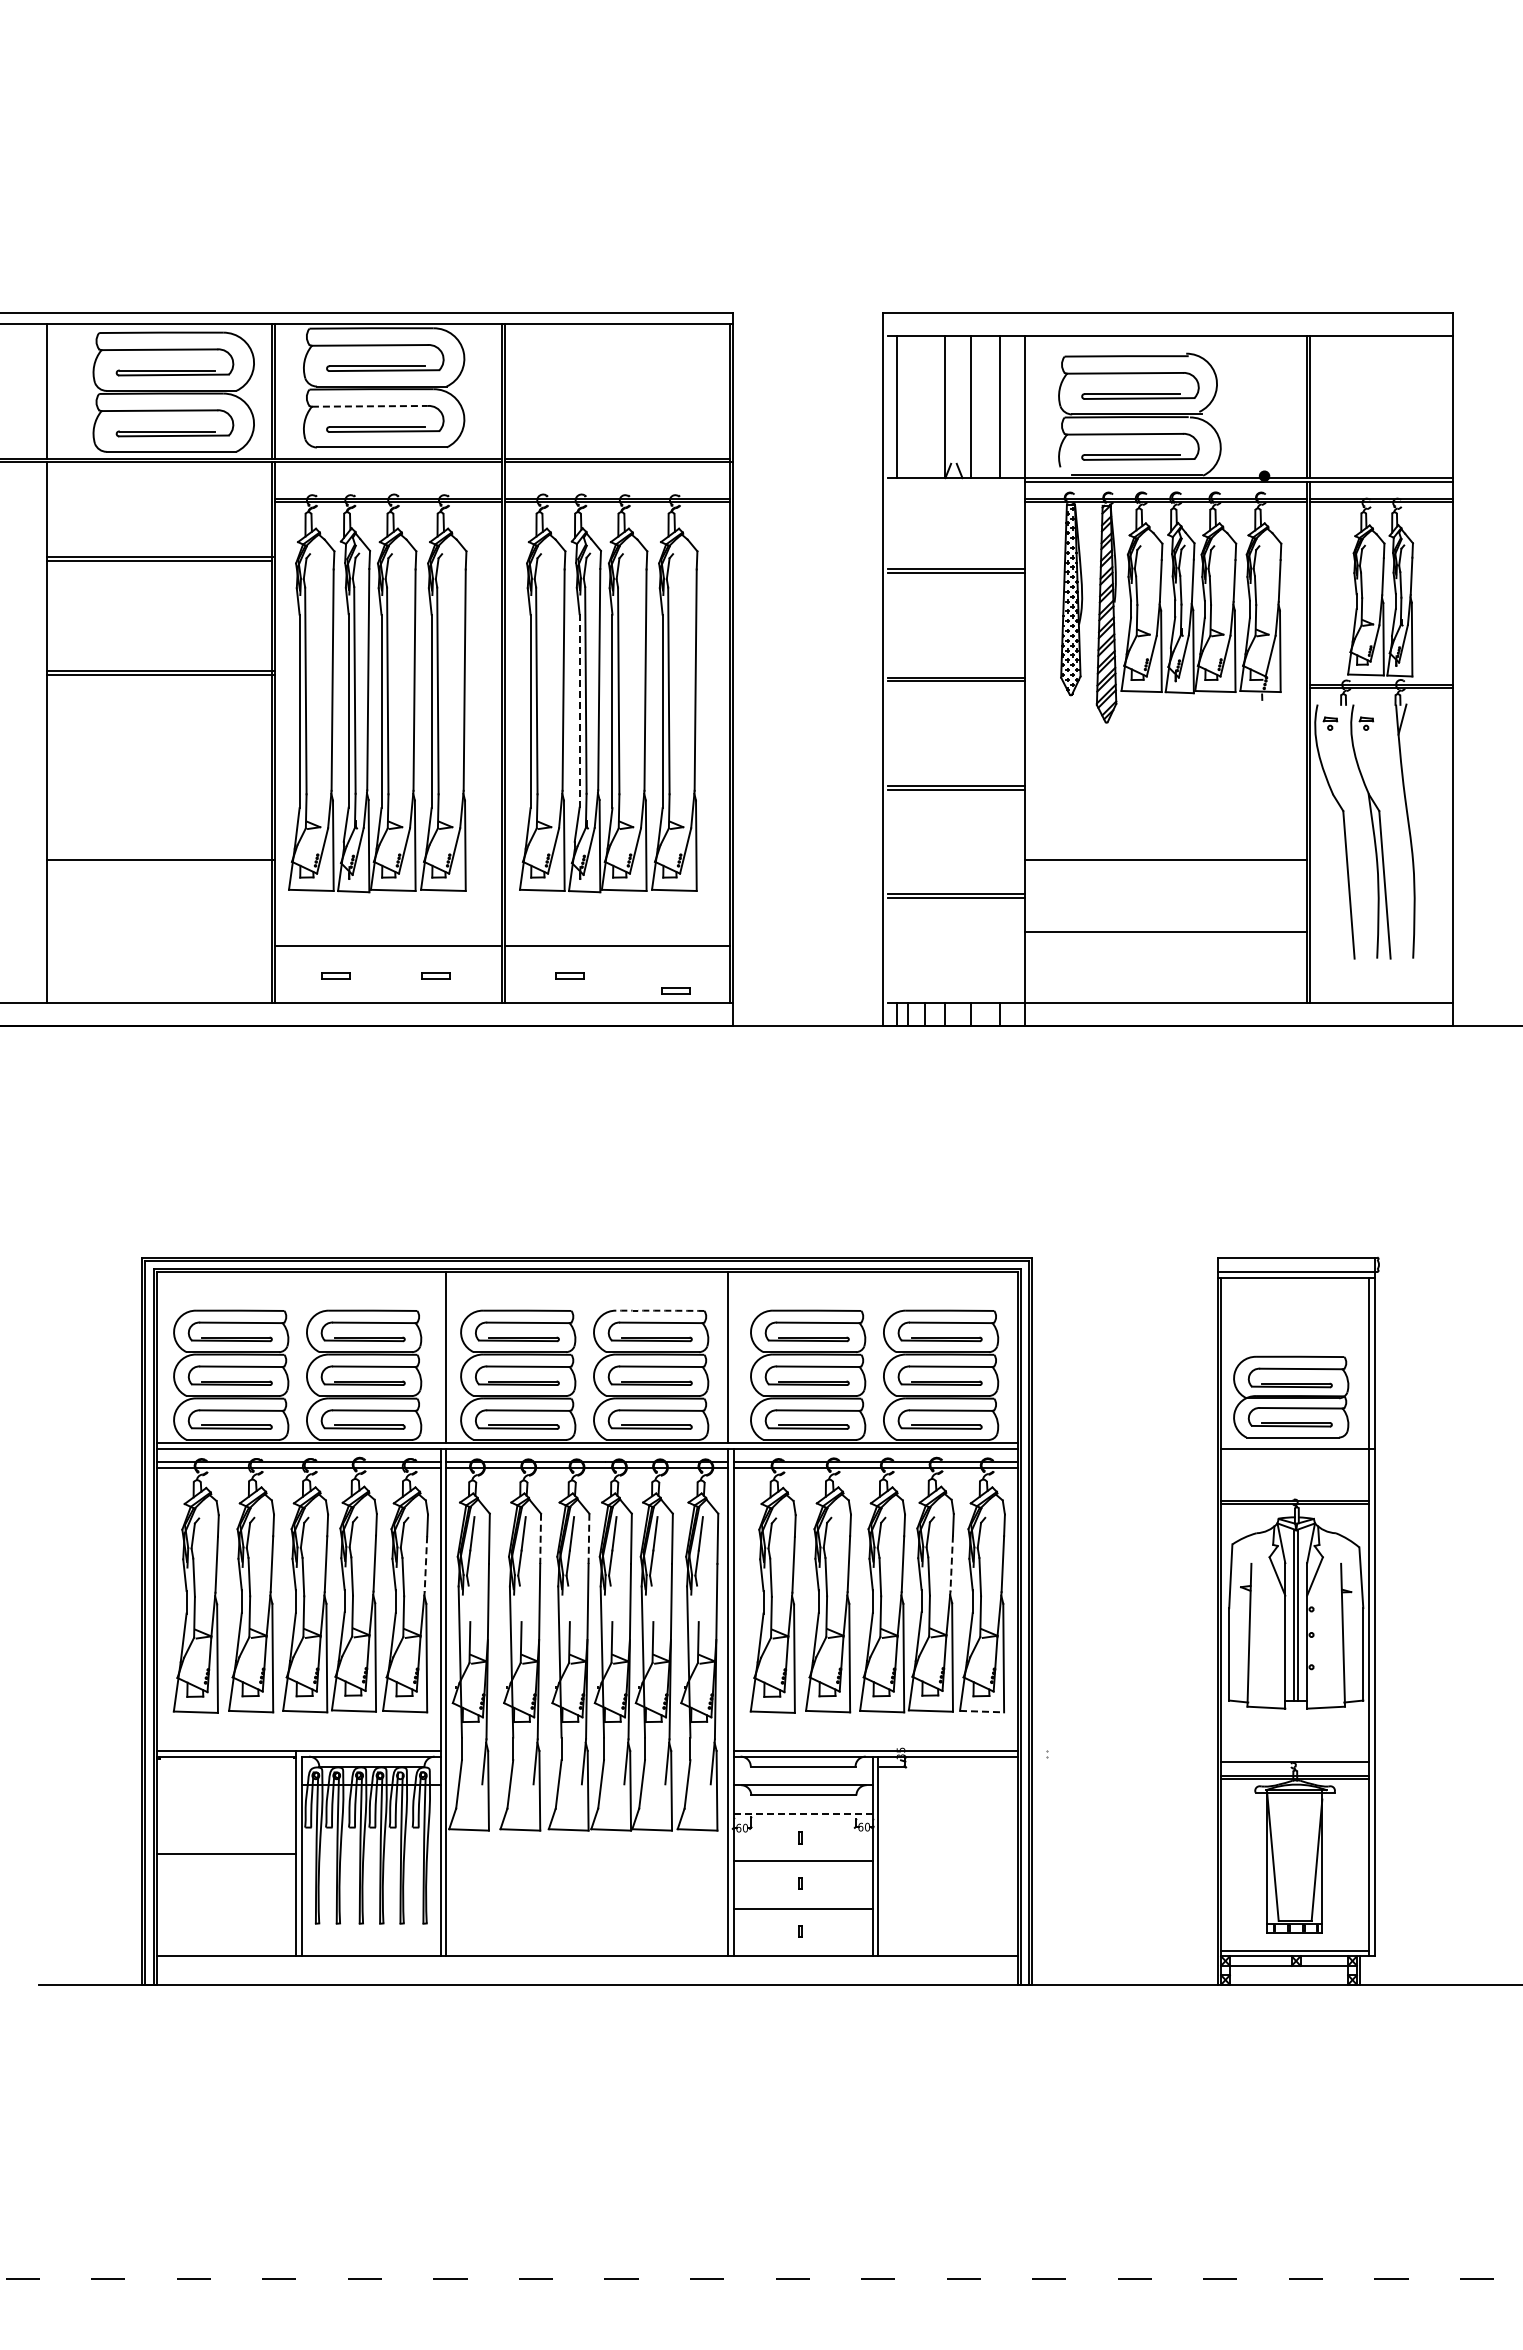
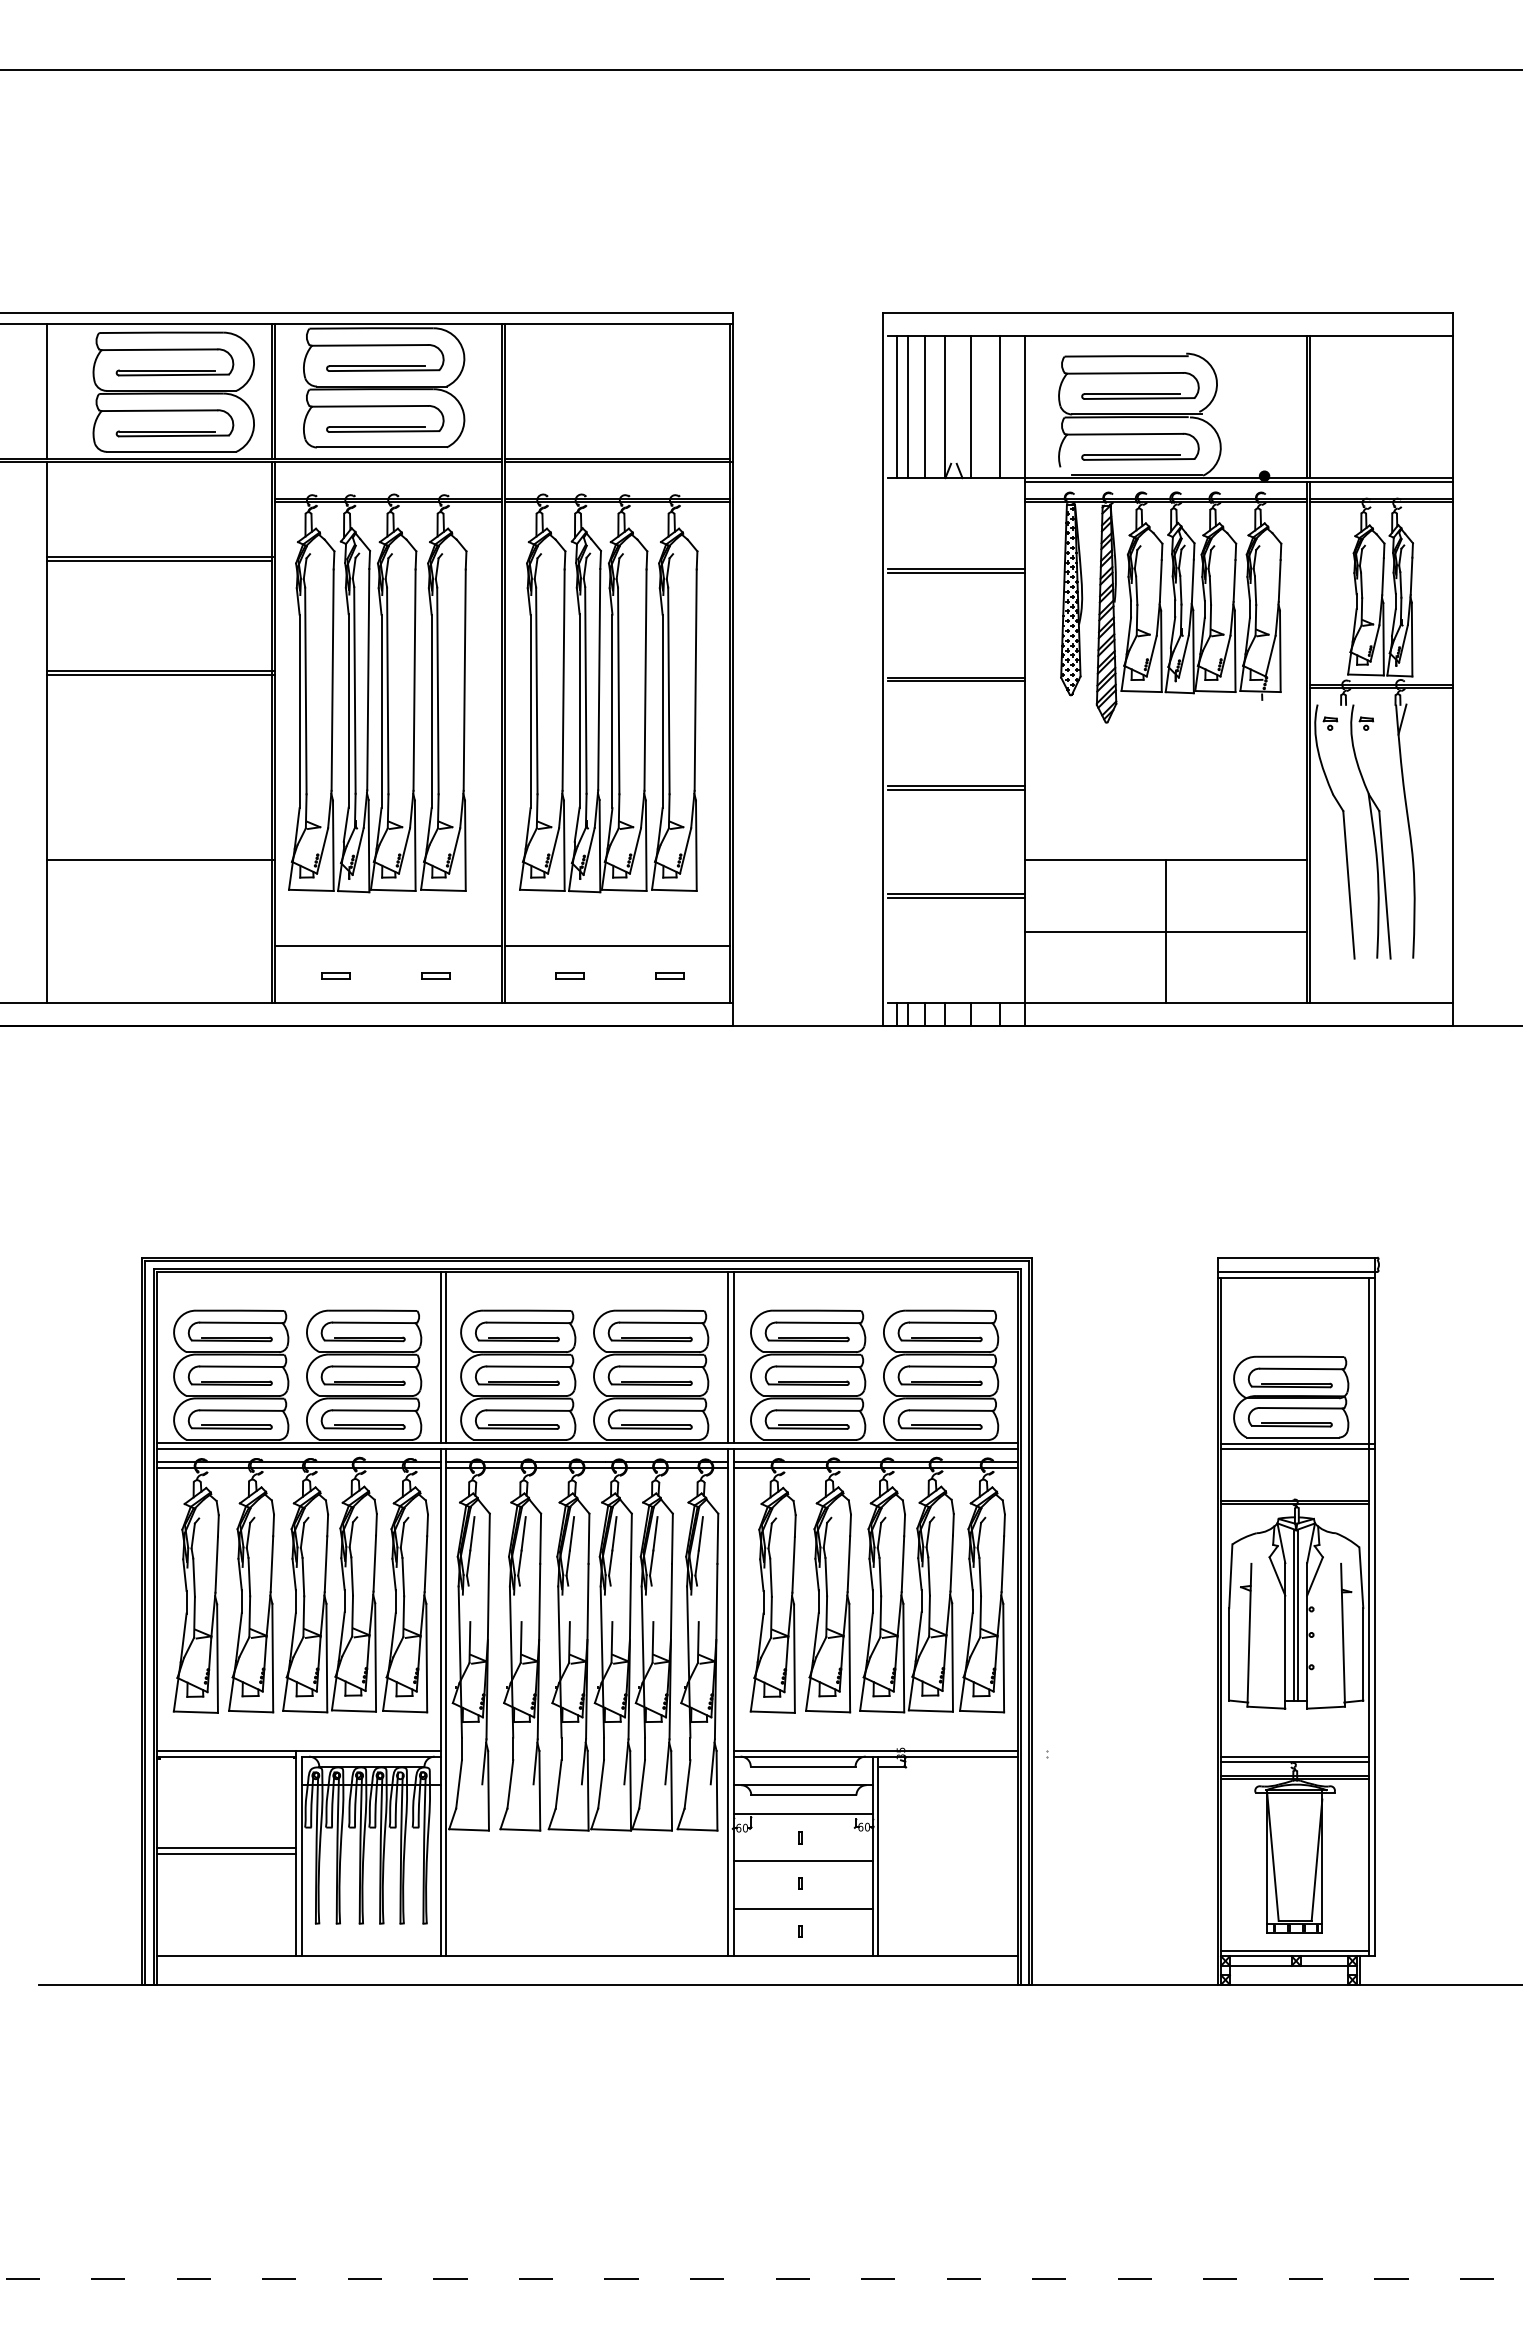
line: none -> present (760, 70)
line: dashed -> solid (369, 406)
line: none -> present (908, 406)
line: none -> present (925, 406)
line: dashed -> solid (579, 710)
line: none -> present (1166, 931)
part position: (675, 990) -> (669, 975) (669, 975)
arc: dashed -> solid (660, 1310)
line: none -> present (440, 1357)
line: none -> present (733, 1357)
line: none -> present (1297, 1443)
line: dashed -> solid (540, 1539)
line: dashed -> solid (588, 1539)
line: dashed -> solid (951, 1563)
line: dashed -> solid (425, 1564)
line: dashed -> solid (982, 1711)
line: none -> present (1294, 1756)
line: dashed -> solid (803, 1813)
line: none -> present (225, 1847)
